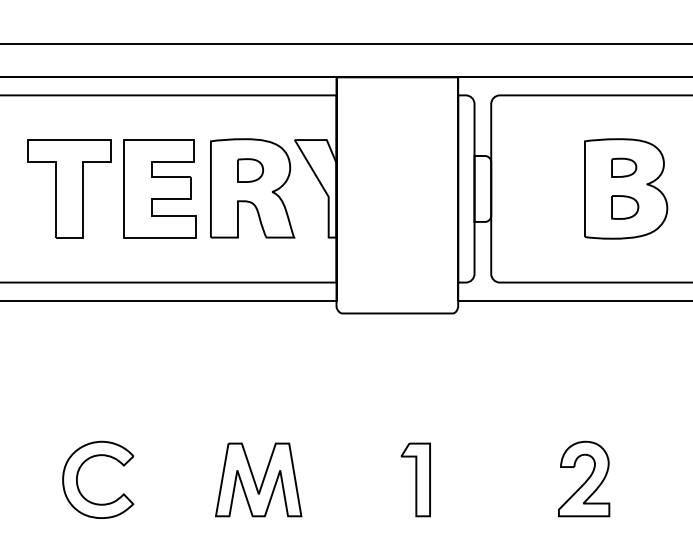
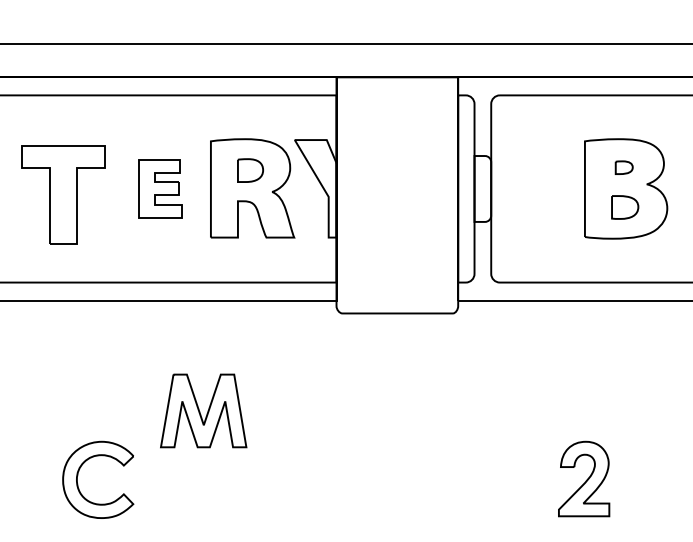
part size: 27x21 px -> 20x15 px (623, 167)
part position: (69, 188) -> (63, 194) (63, 194)
part size: 74x100 px -> 45x60 px (160, 188)
part position: (258, 479) -> (203, 410) (203, 410)
part: present -> none (415, 479)
